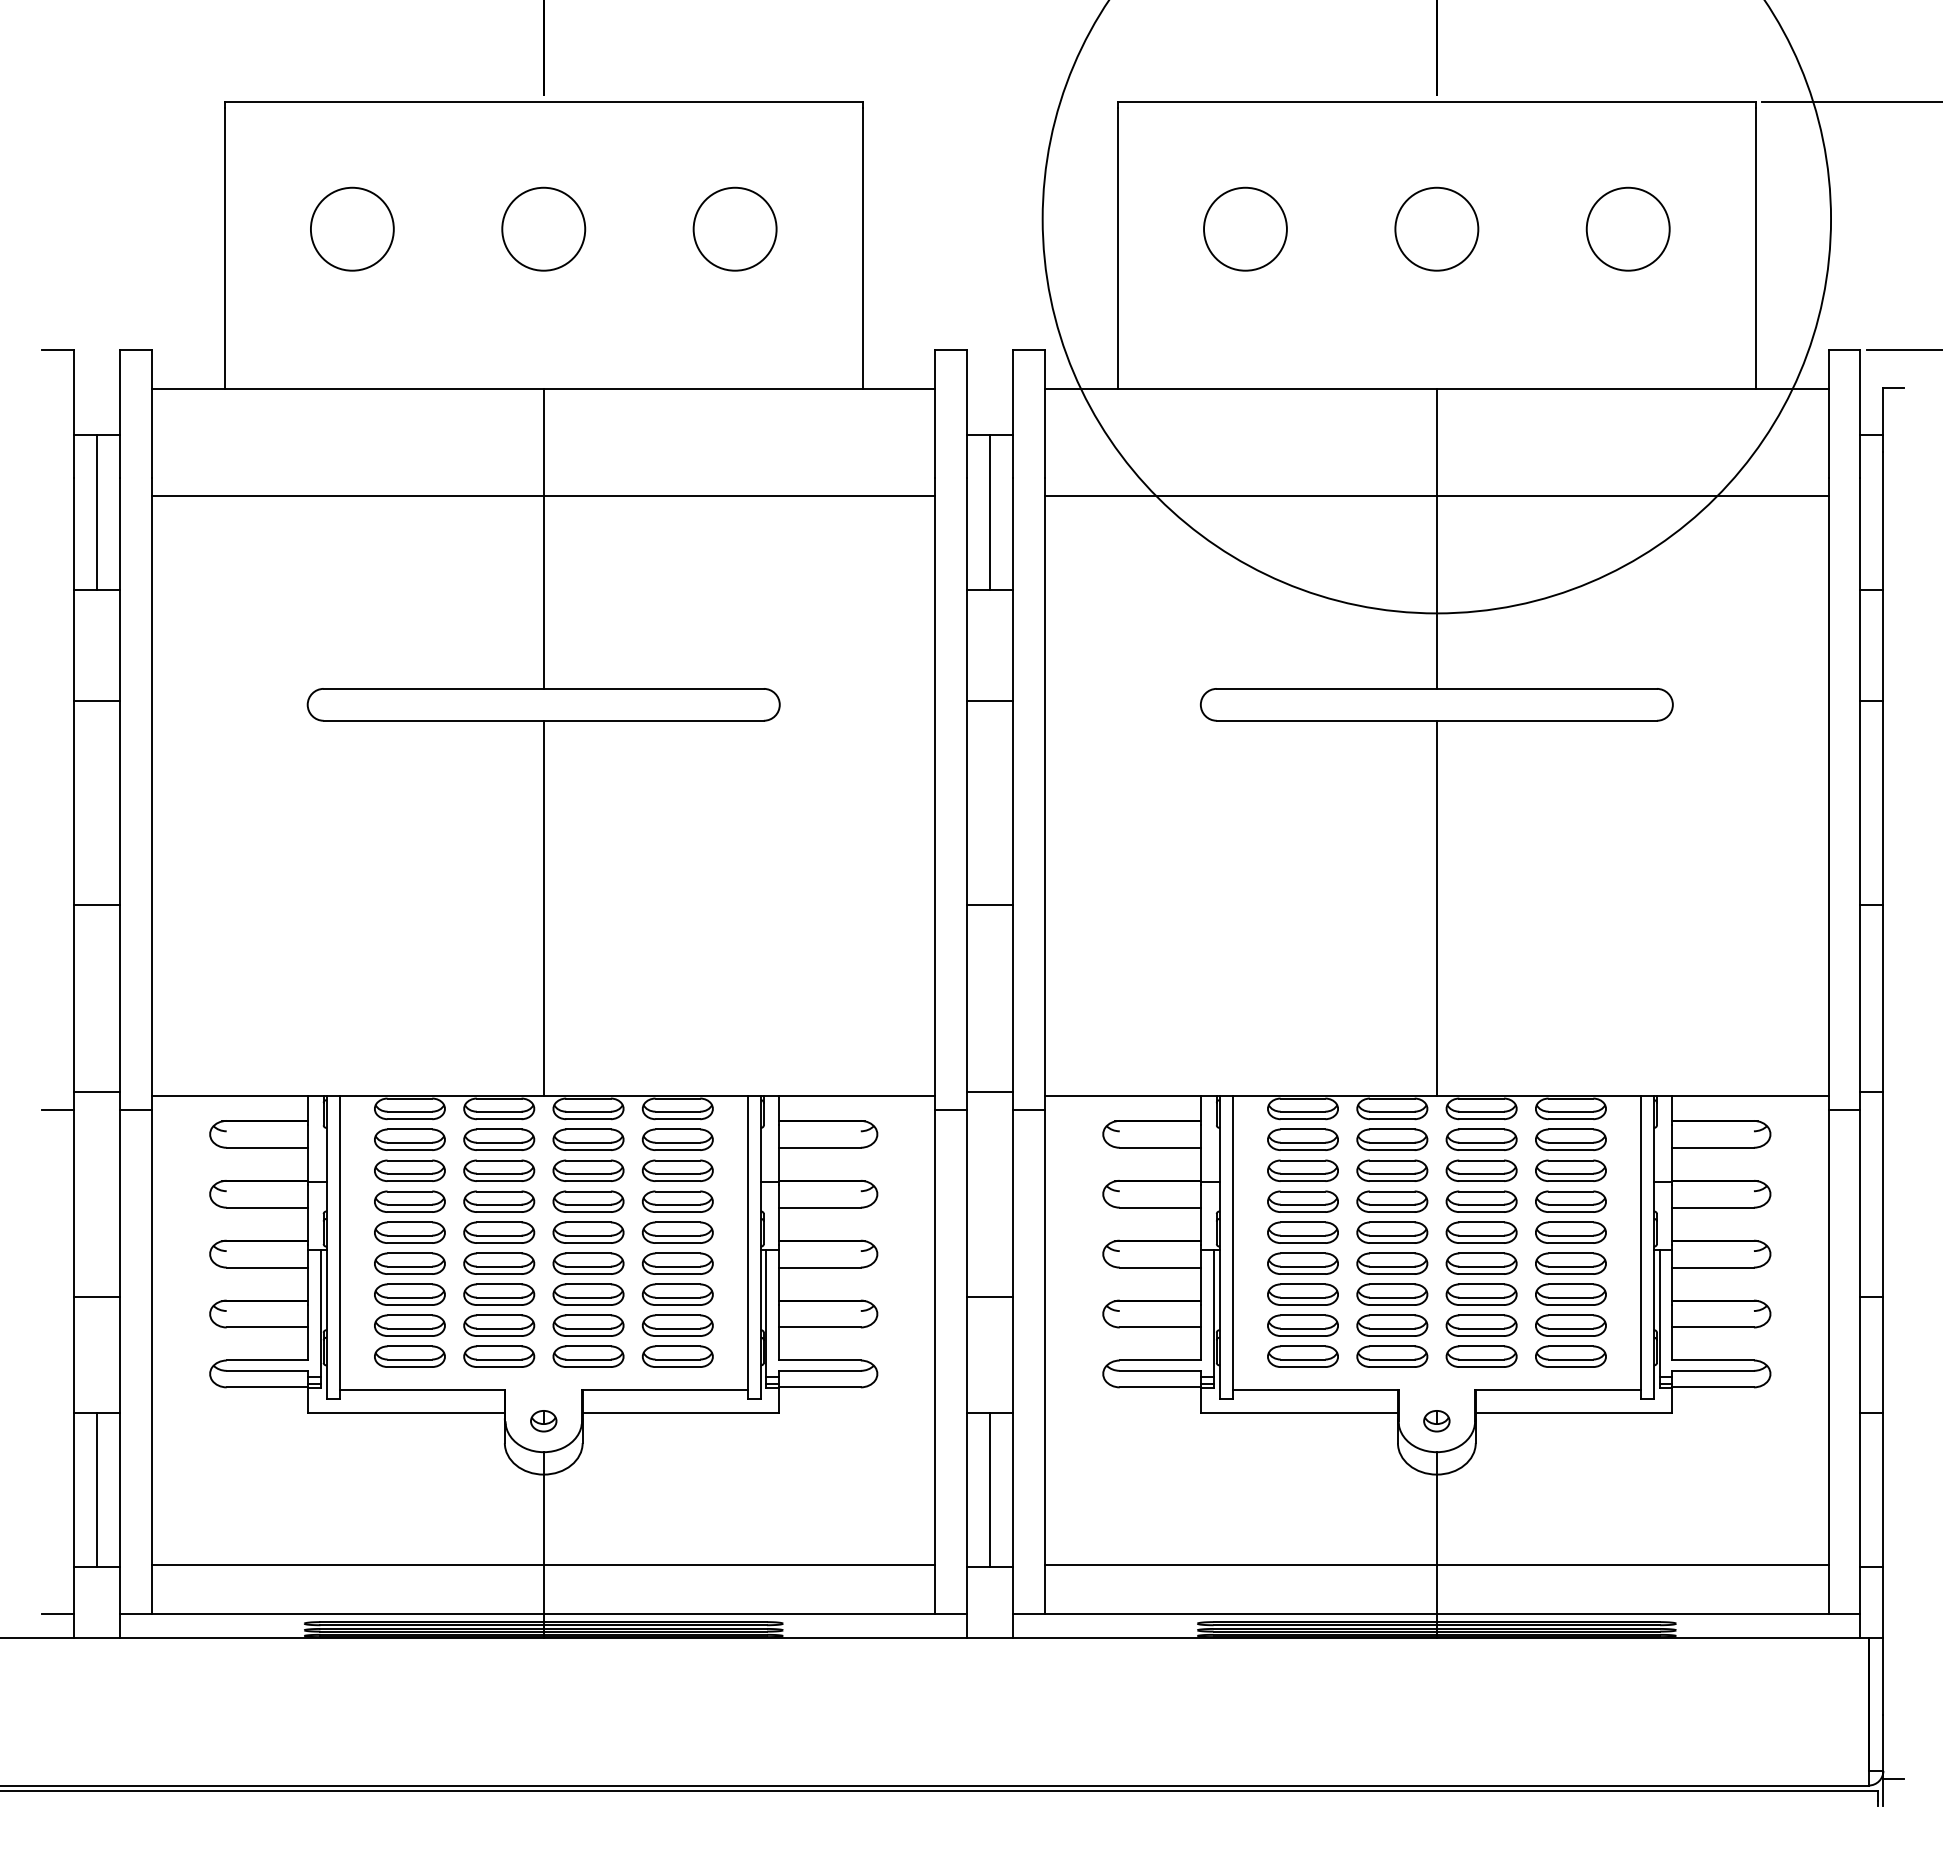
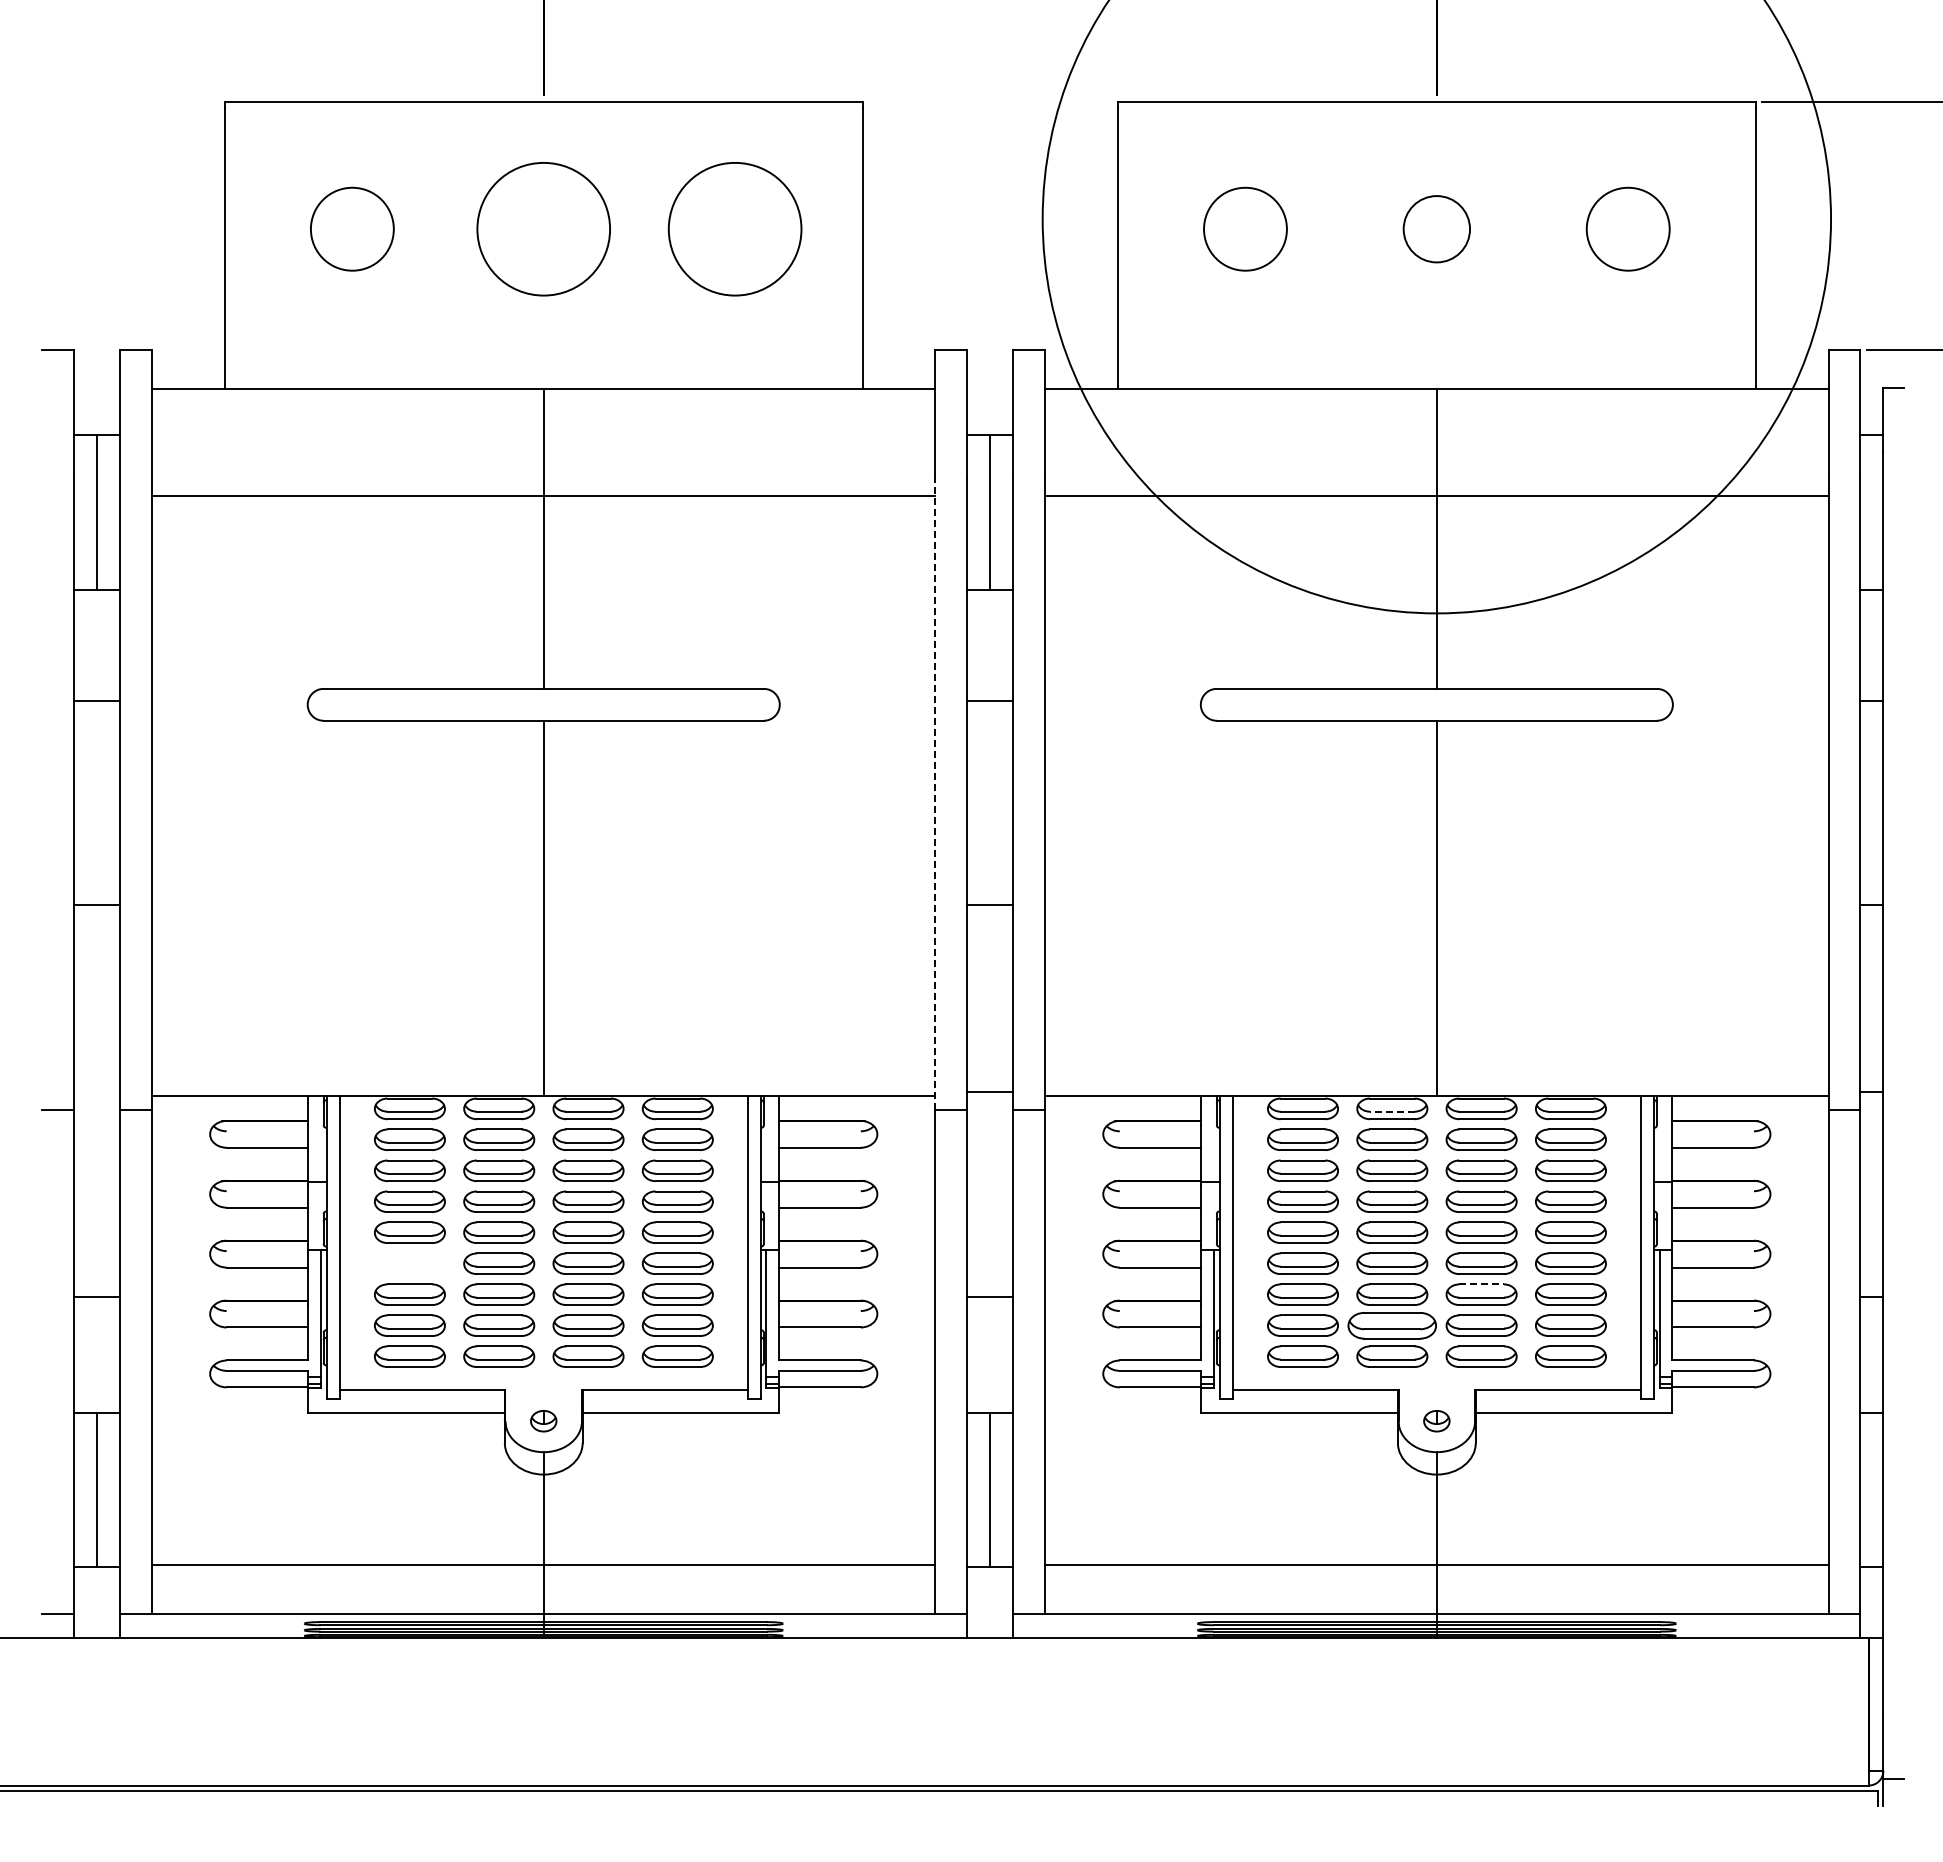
circle diameter: 83 px -> 133 px (543, 228)
circle diameter: 83 px -> 133 px (734, 228)
circle diameter: 83 px -> 66 px (1436, 229)
line: solid -> dashed (935, 793)
line: present -> none (97, 1091)
line: solid -> dashed (1391, 1111)
part: present -> none (409, 1263)
line: solid -> dashed (1482, 1284)
part size: 73x23 px -> 90x28 px (1391, 1325)
